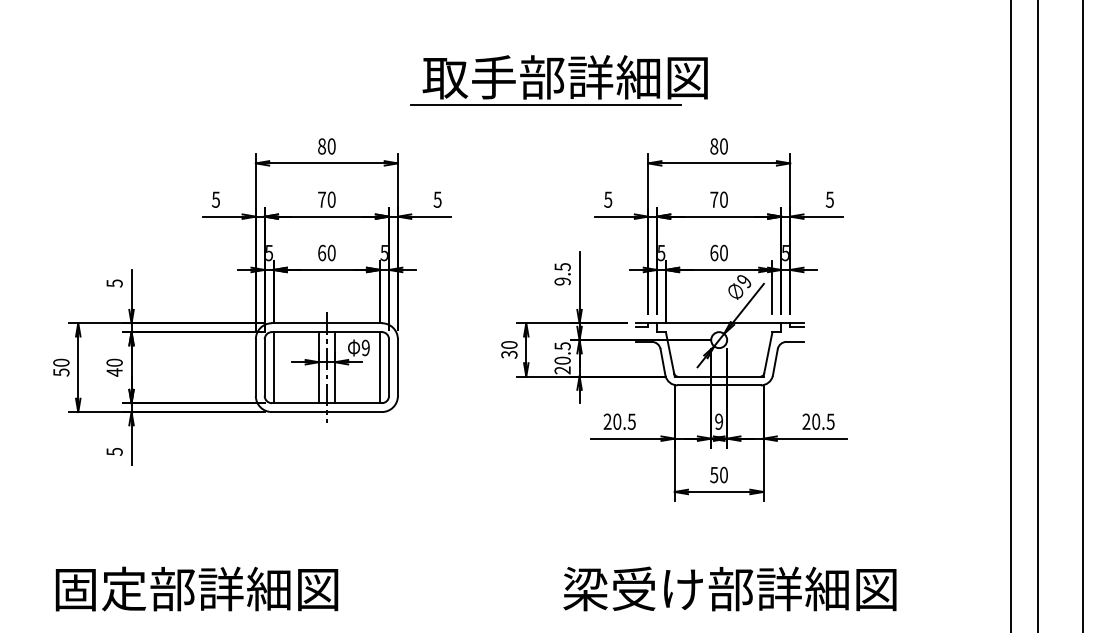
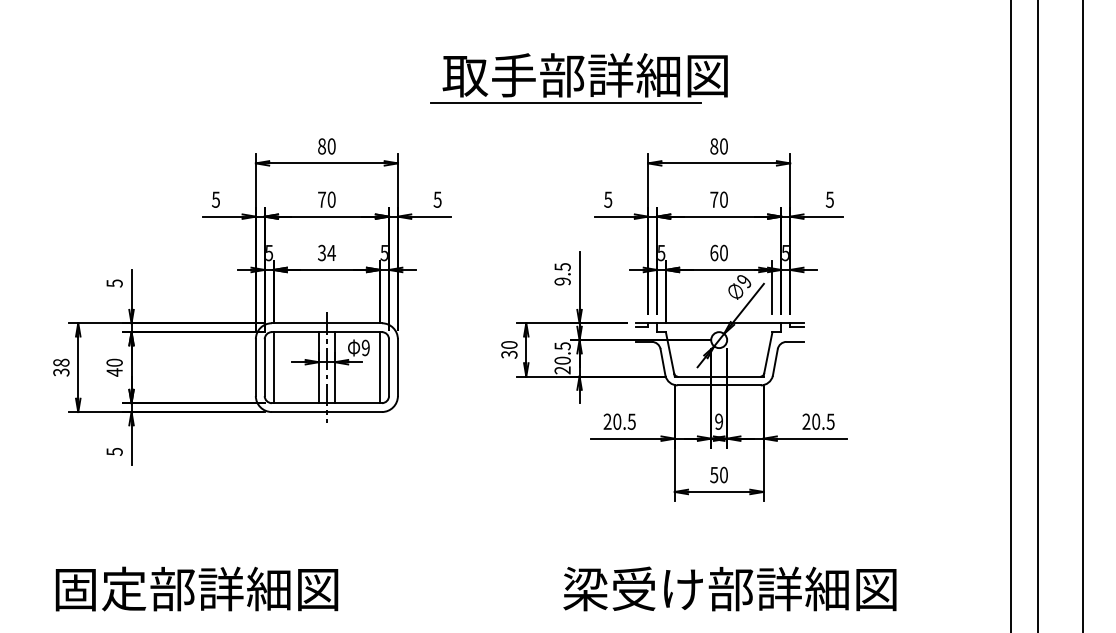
part position: (558, 80) -> (578, 78) (578, 78)
text: 60 -> 34 (326, 252)
text: 50 -> 38 (61, 366)
